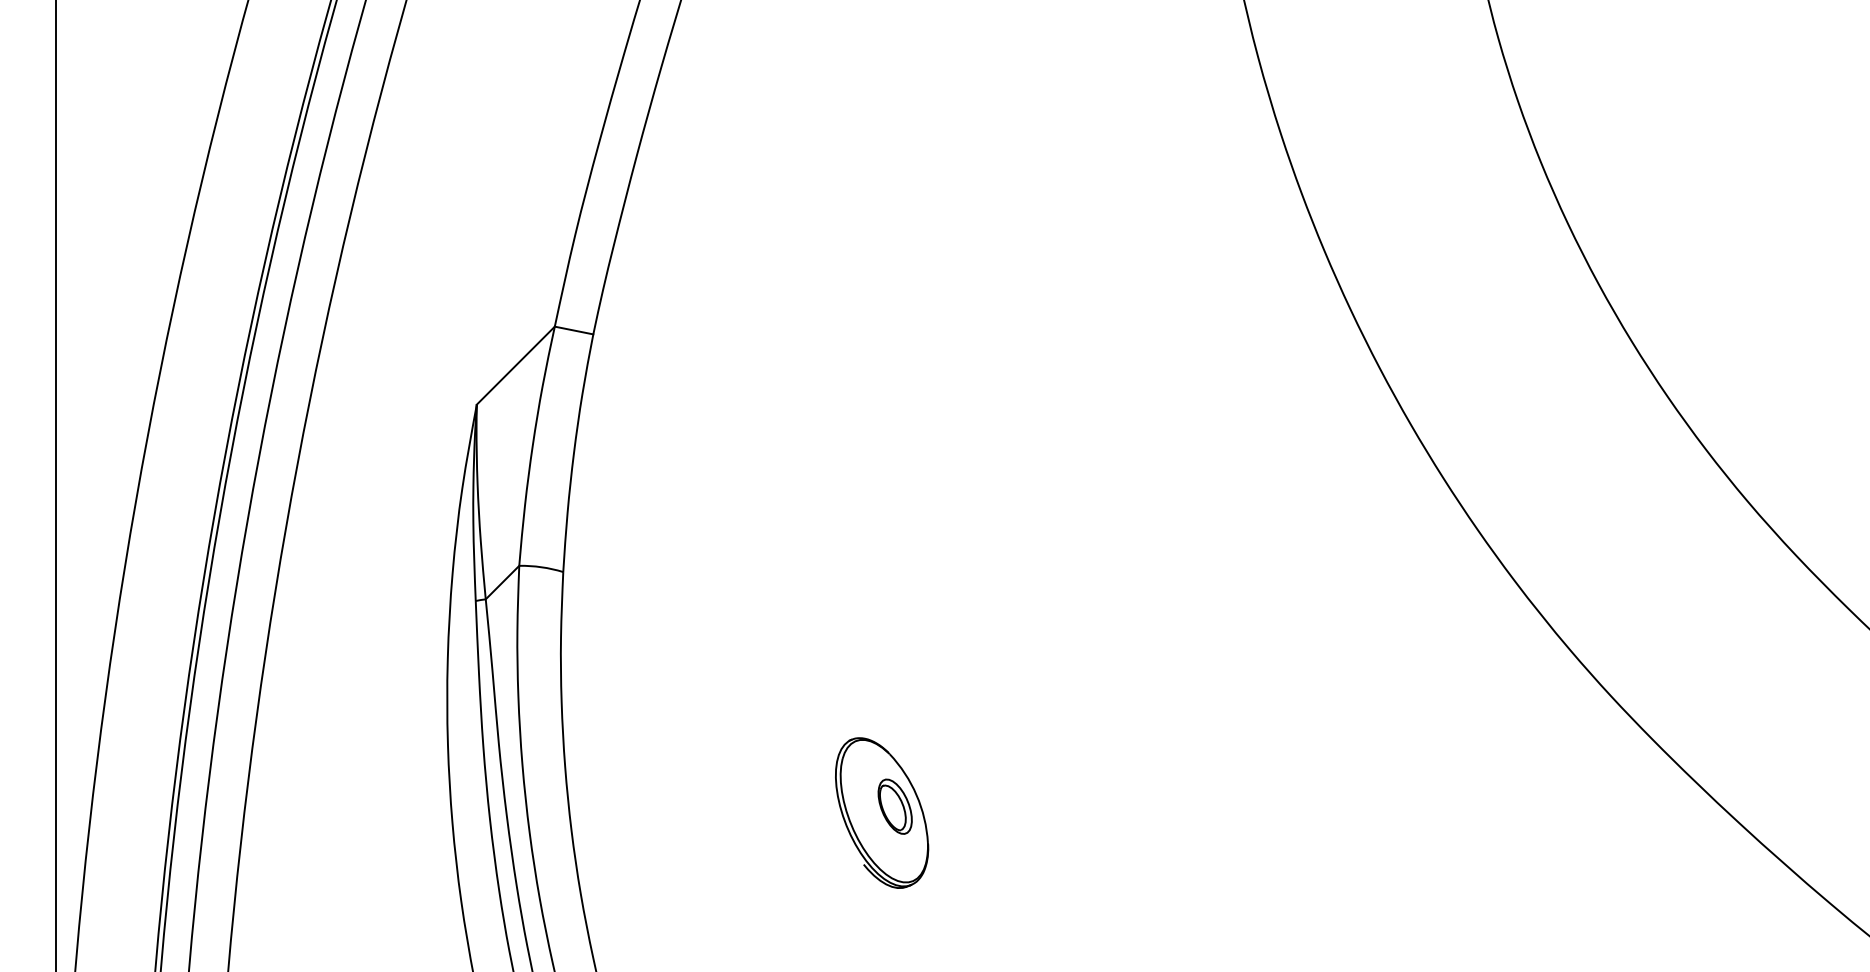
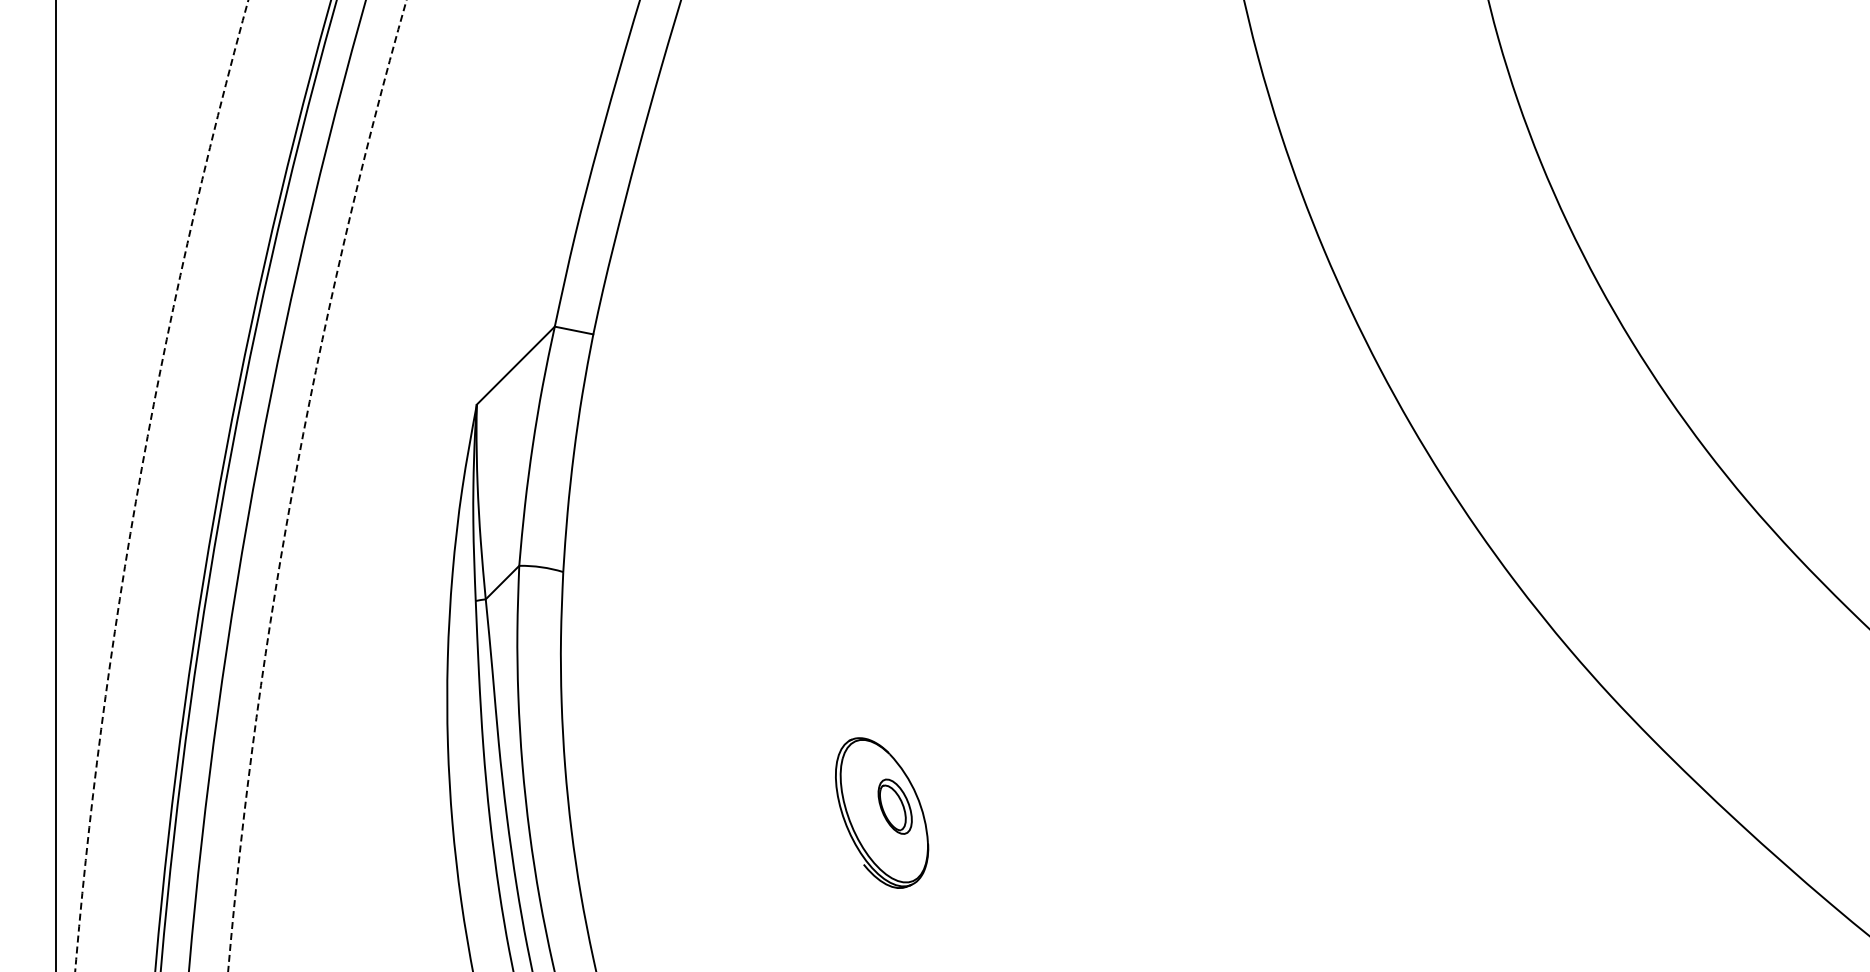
arc: solid -> dashed (139, 483)
arc: solid -> dashed (294, 483)
